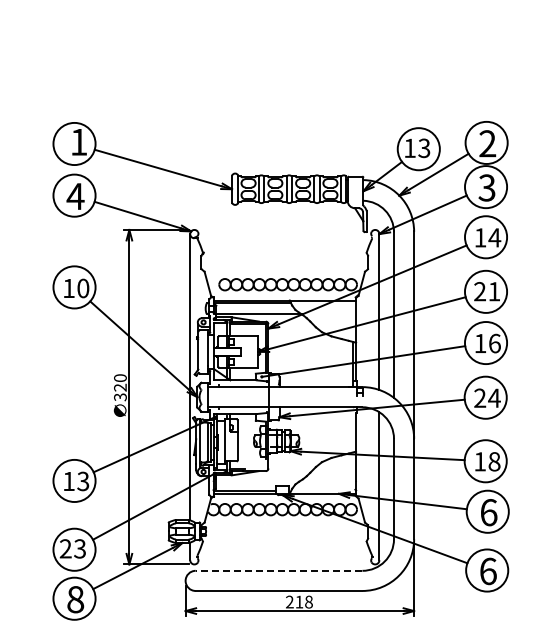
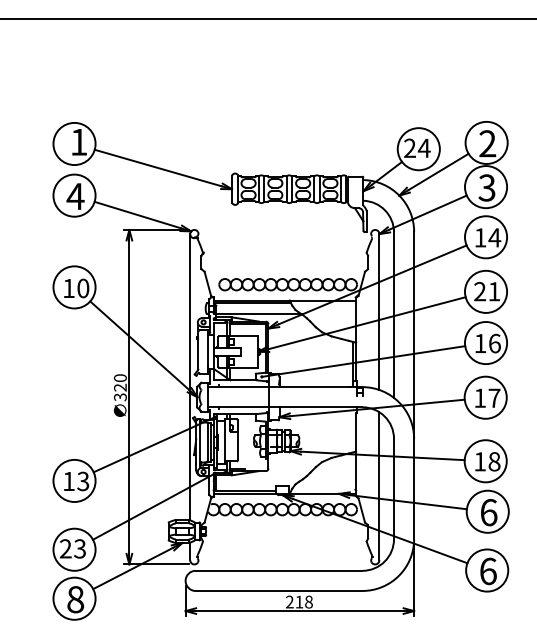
line: none -> present (267, 19)
text: 13 -> 24 (417, 148)
text: 24 -> 17 (487, 397)
line: dashed -> solid (278, 570)
